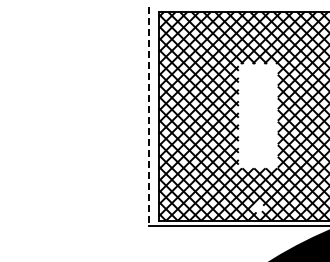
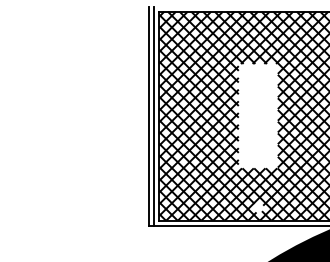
line: none -> present (153, 115)
line: dashed -> solid (148, 116)
